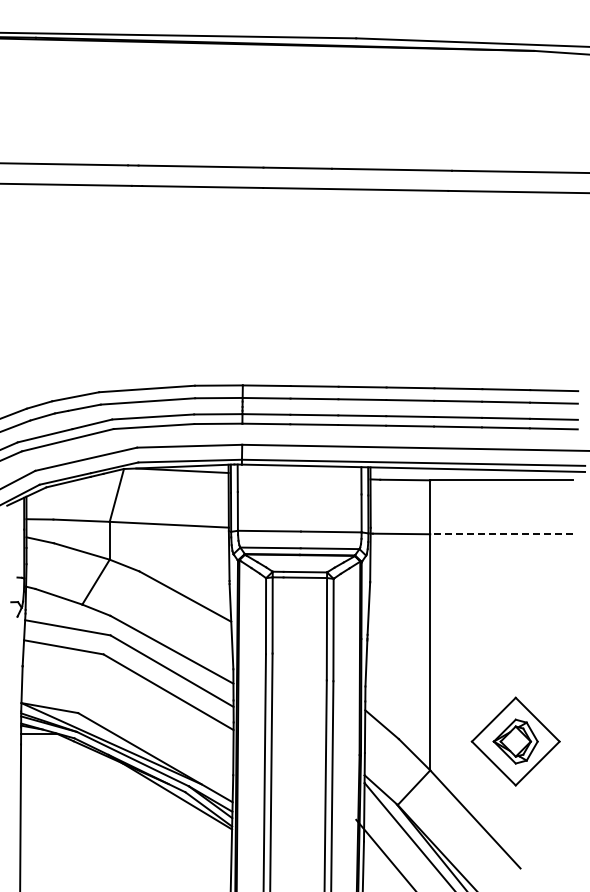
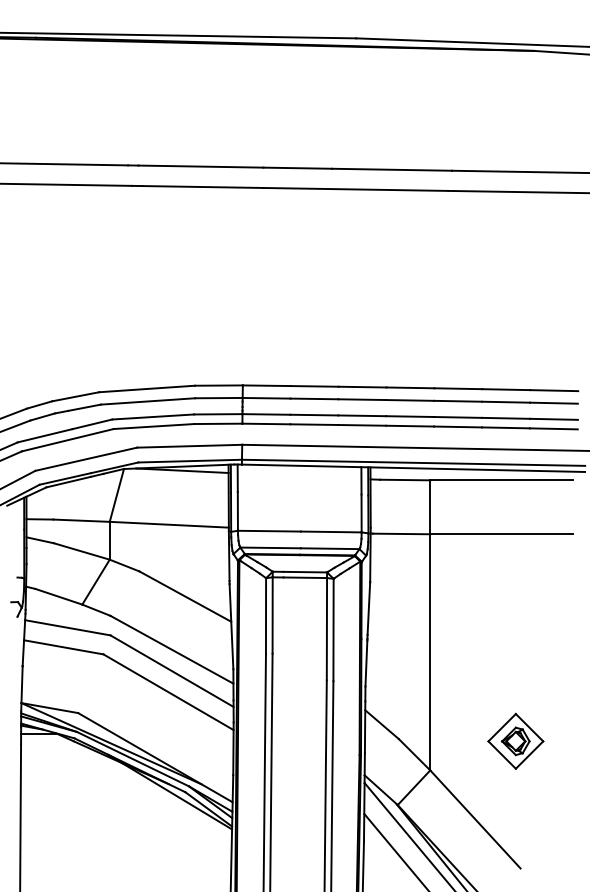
line: dashed -> solid (501, 534)
part size: 91x91 px -> 58x58 px (515, 740)
line position: (384, 853) -> (395, 850) (395, 850)
